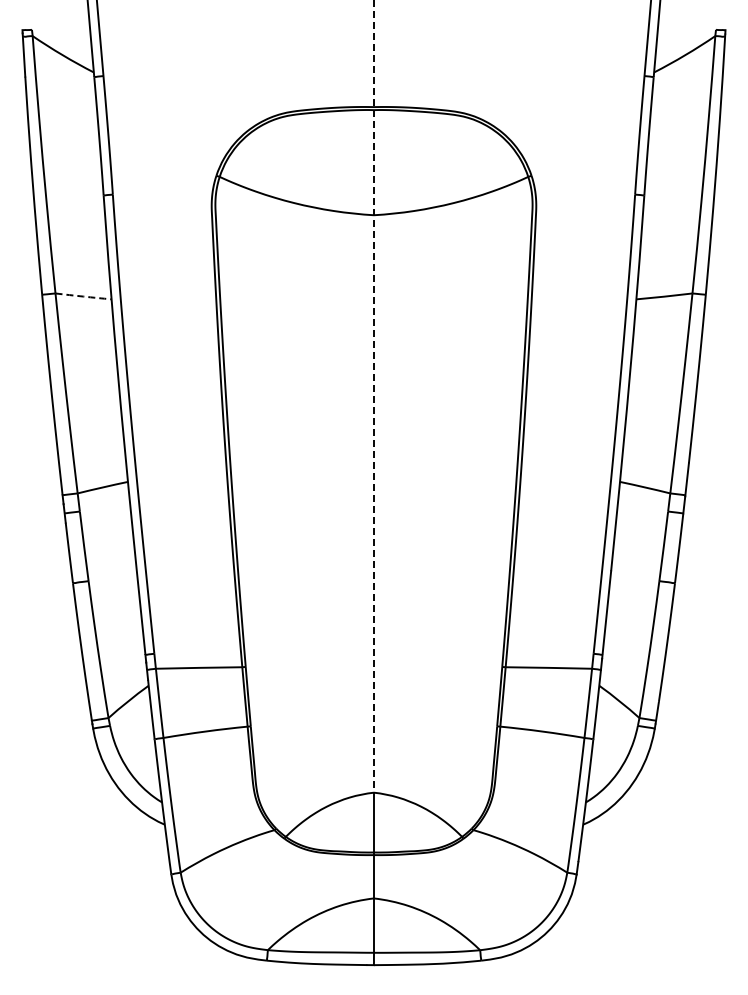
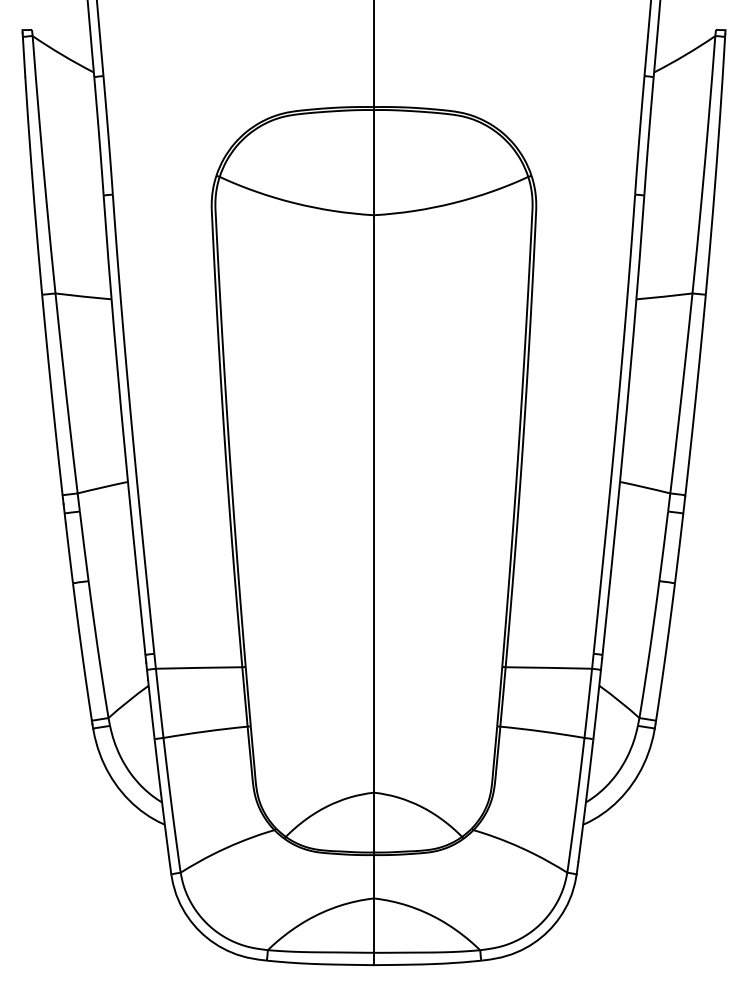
arc: dashed -> solid (83, 296)
line: dashed -> solid (373, 396)
